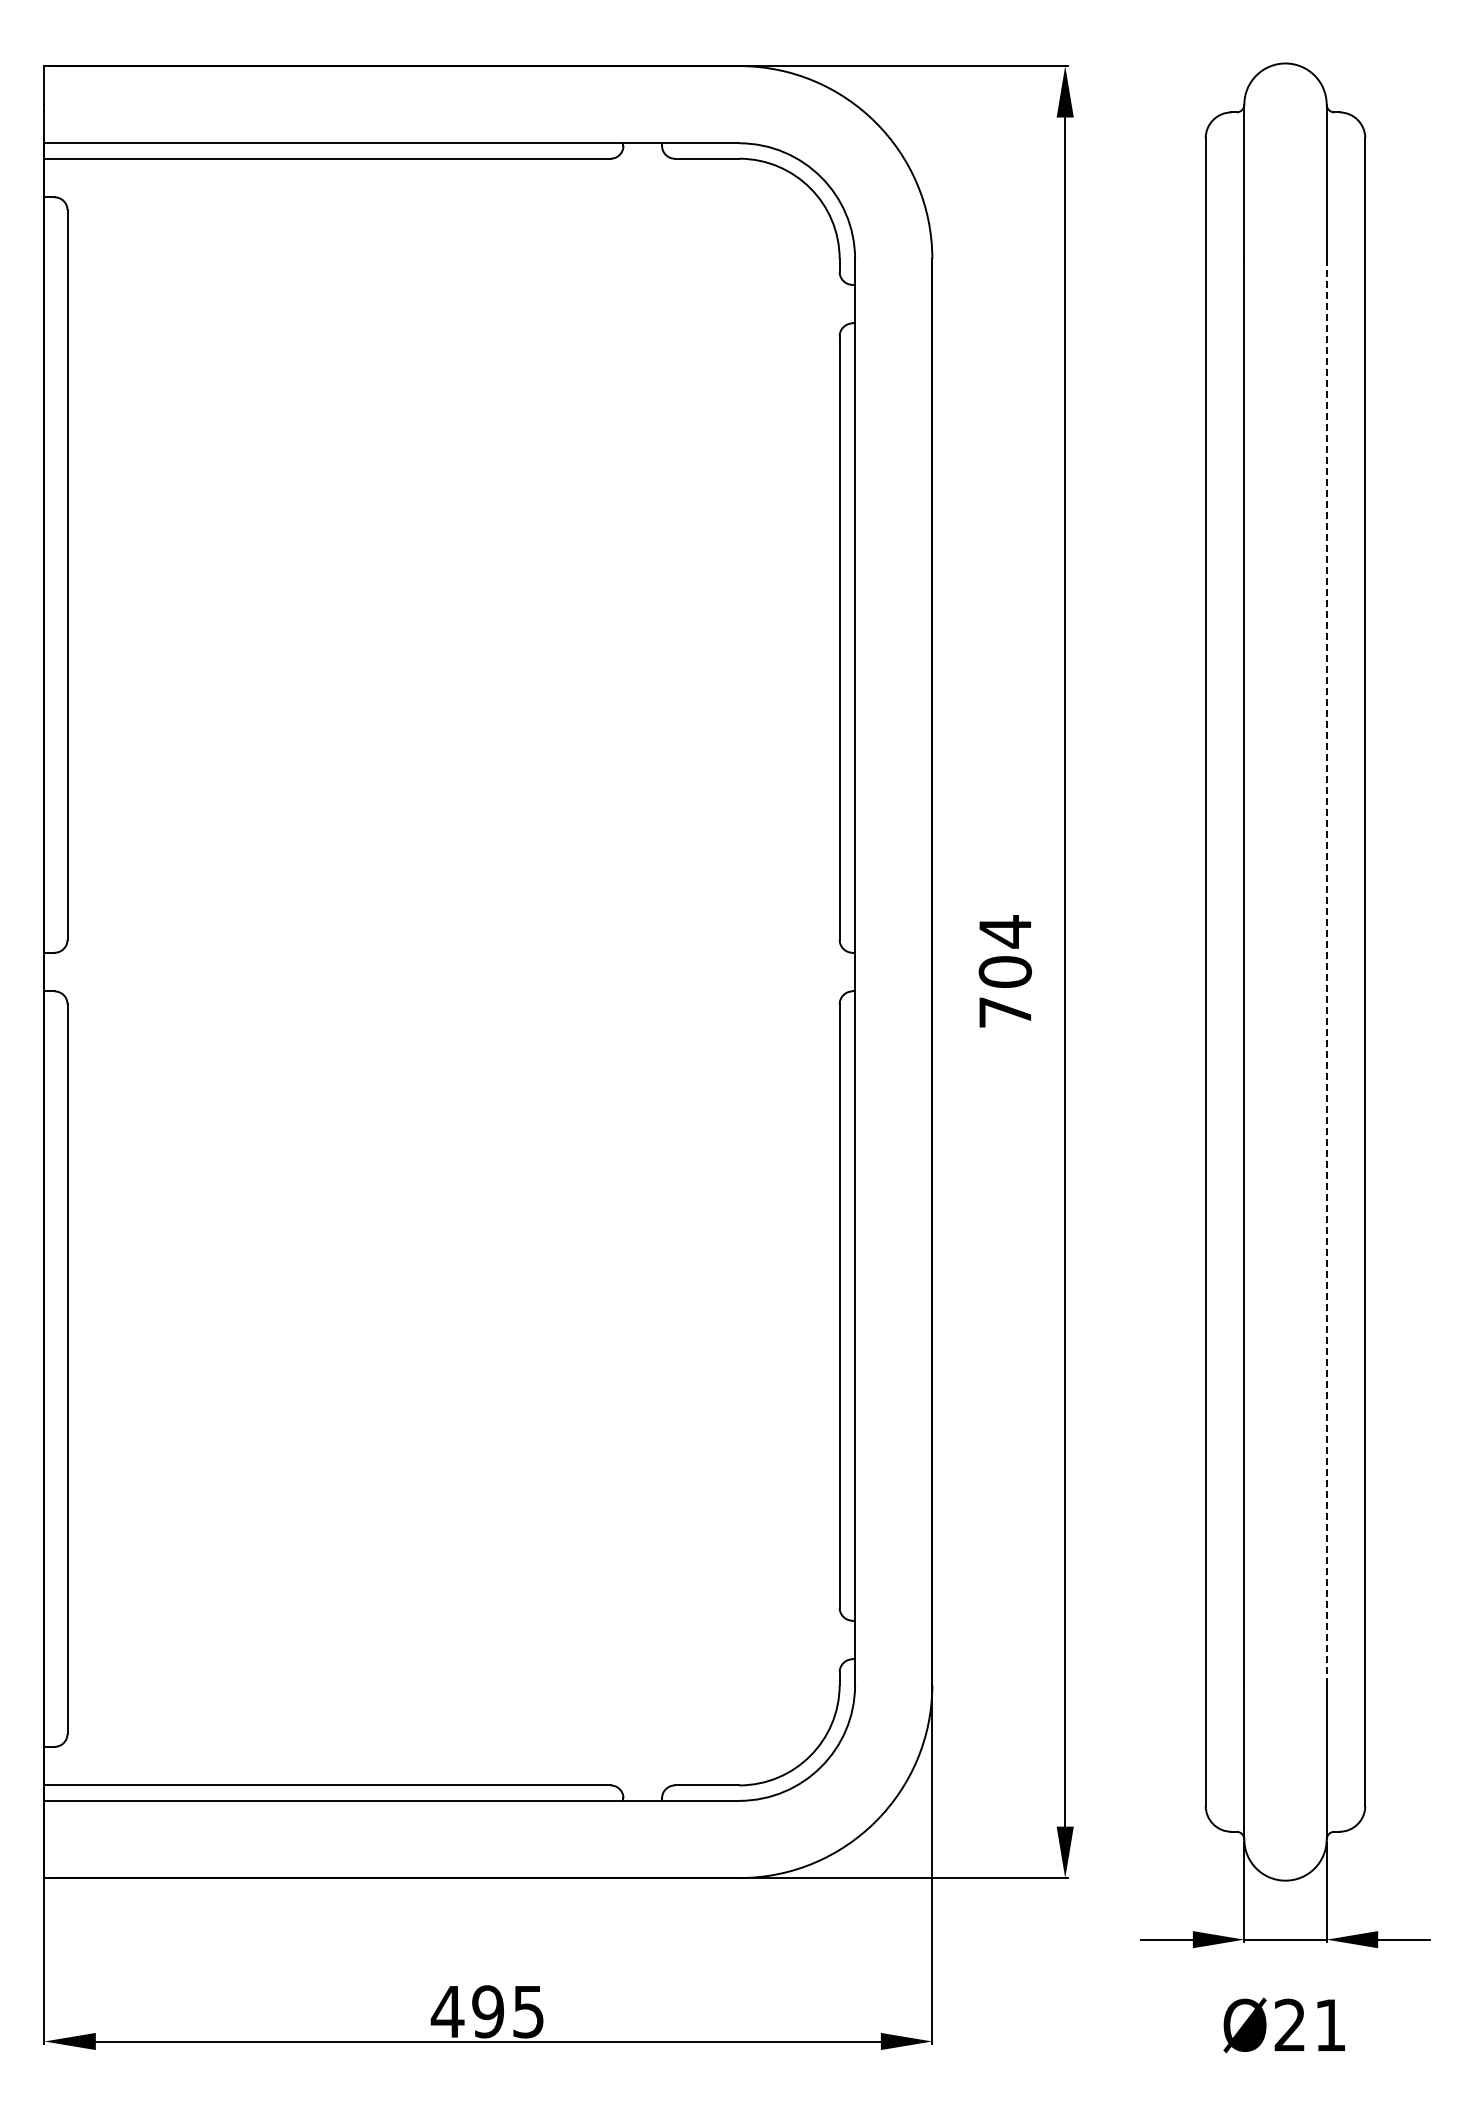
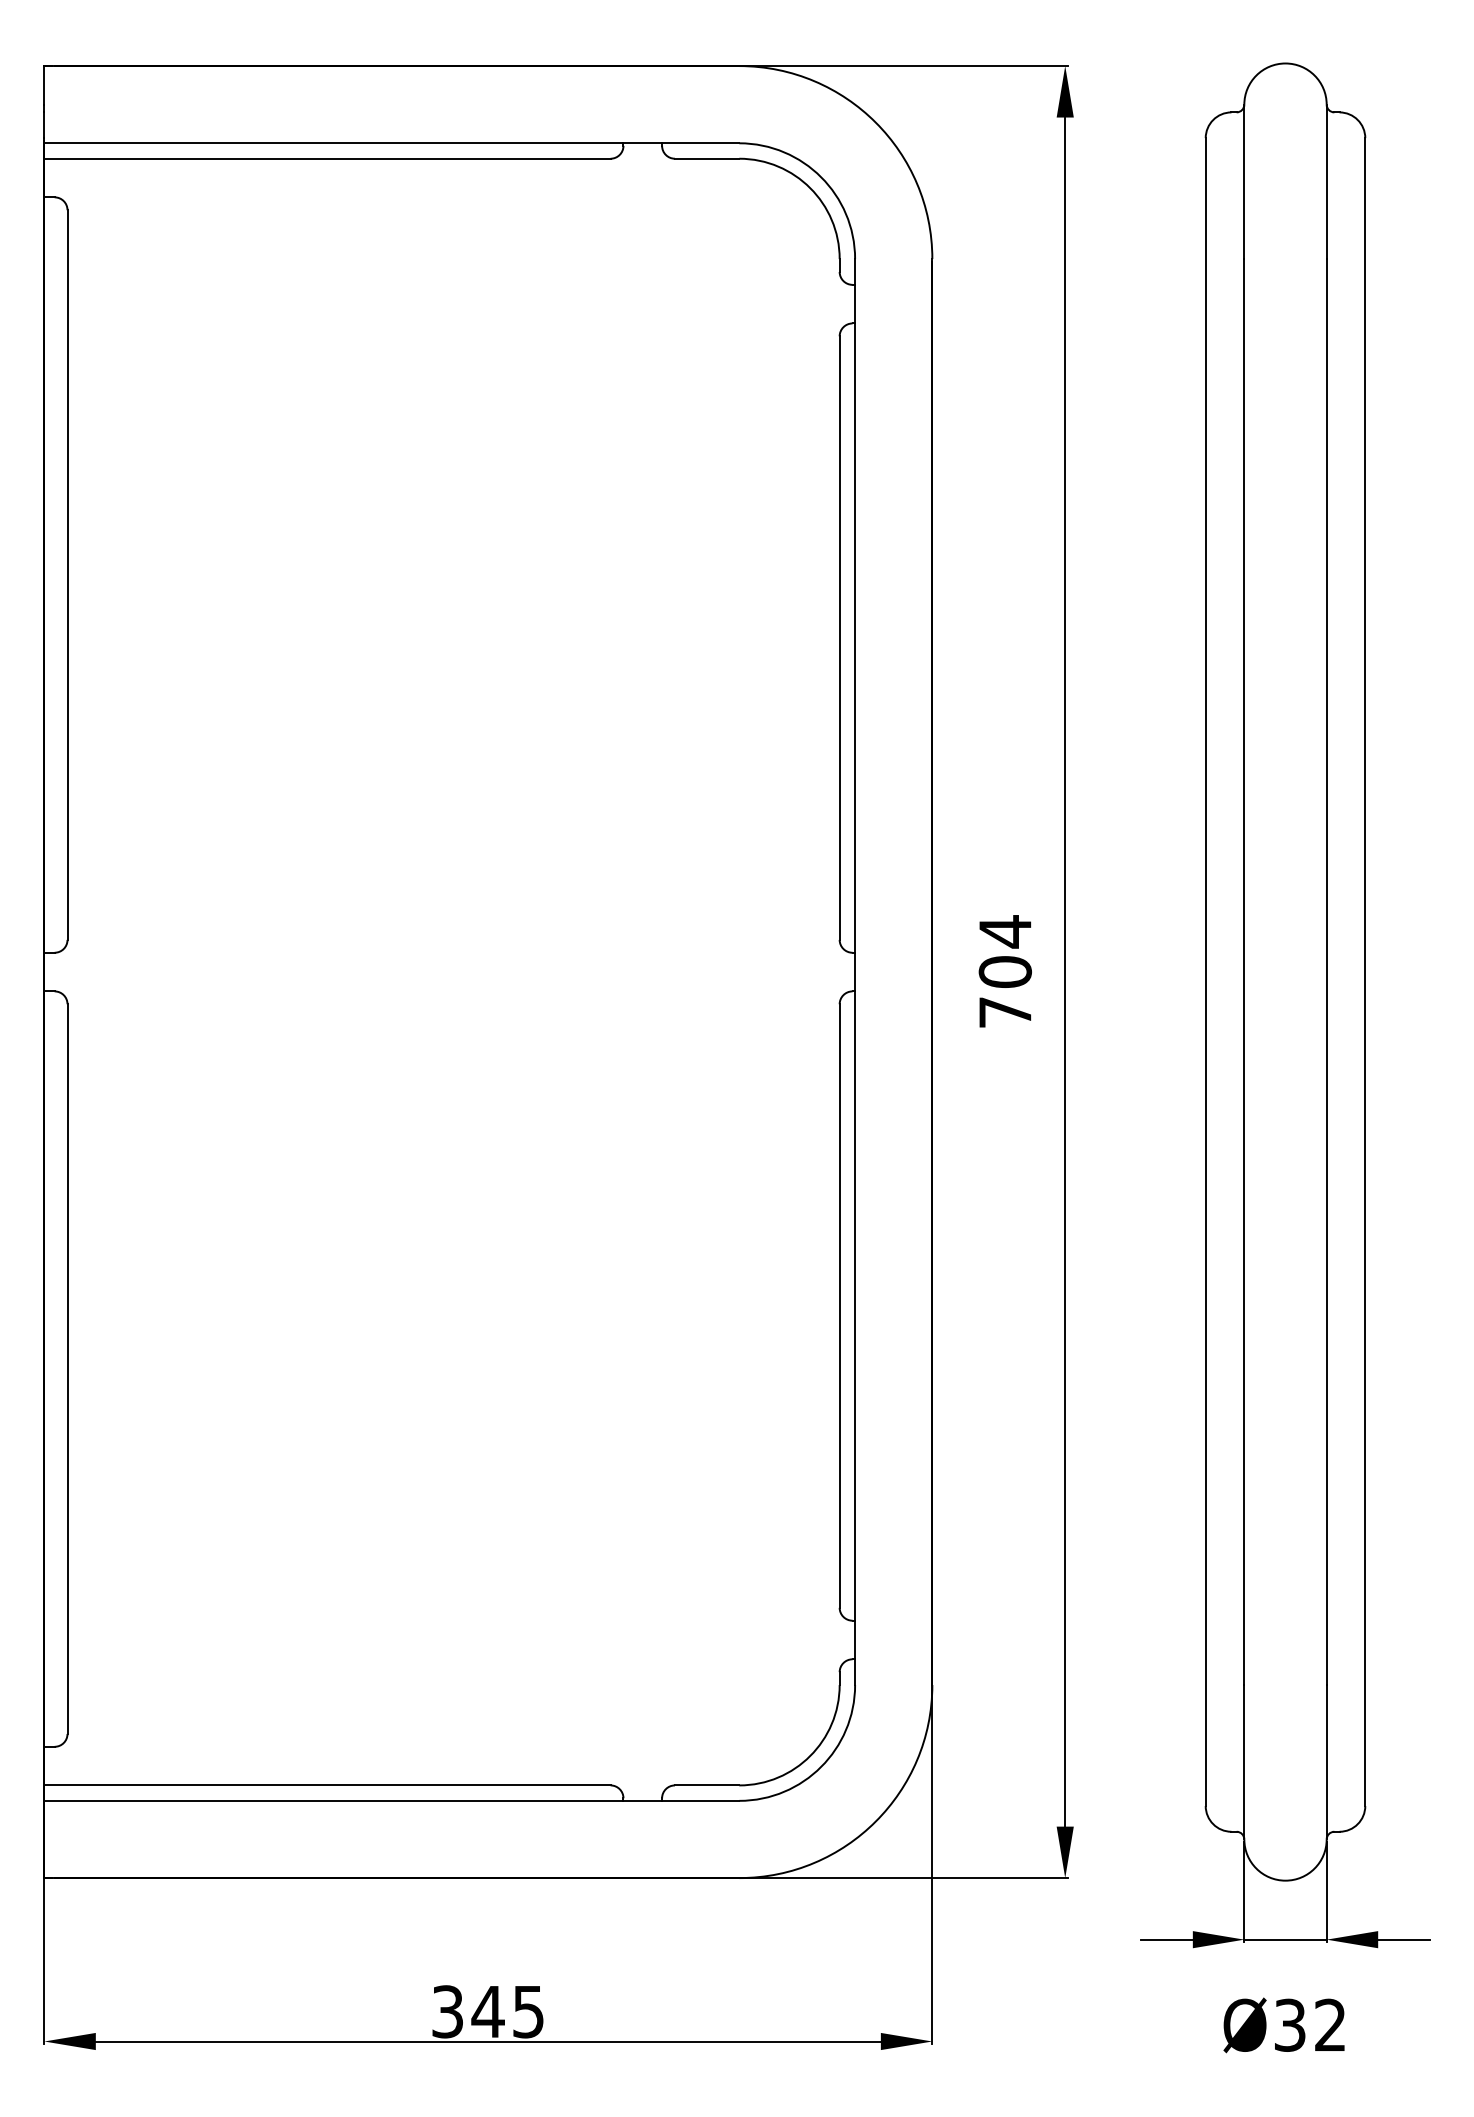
line: dashed -> solid (1326, 972)
text: 495 -> 345 (467, 2011)
text: Ø21 -> Ø32 (1309, 2024)
